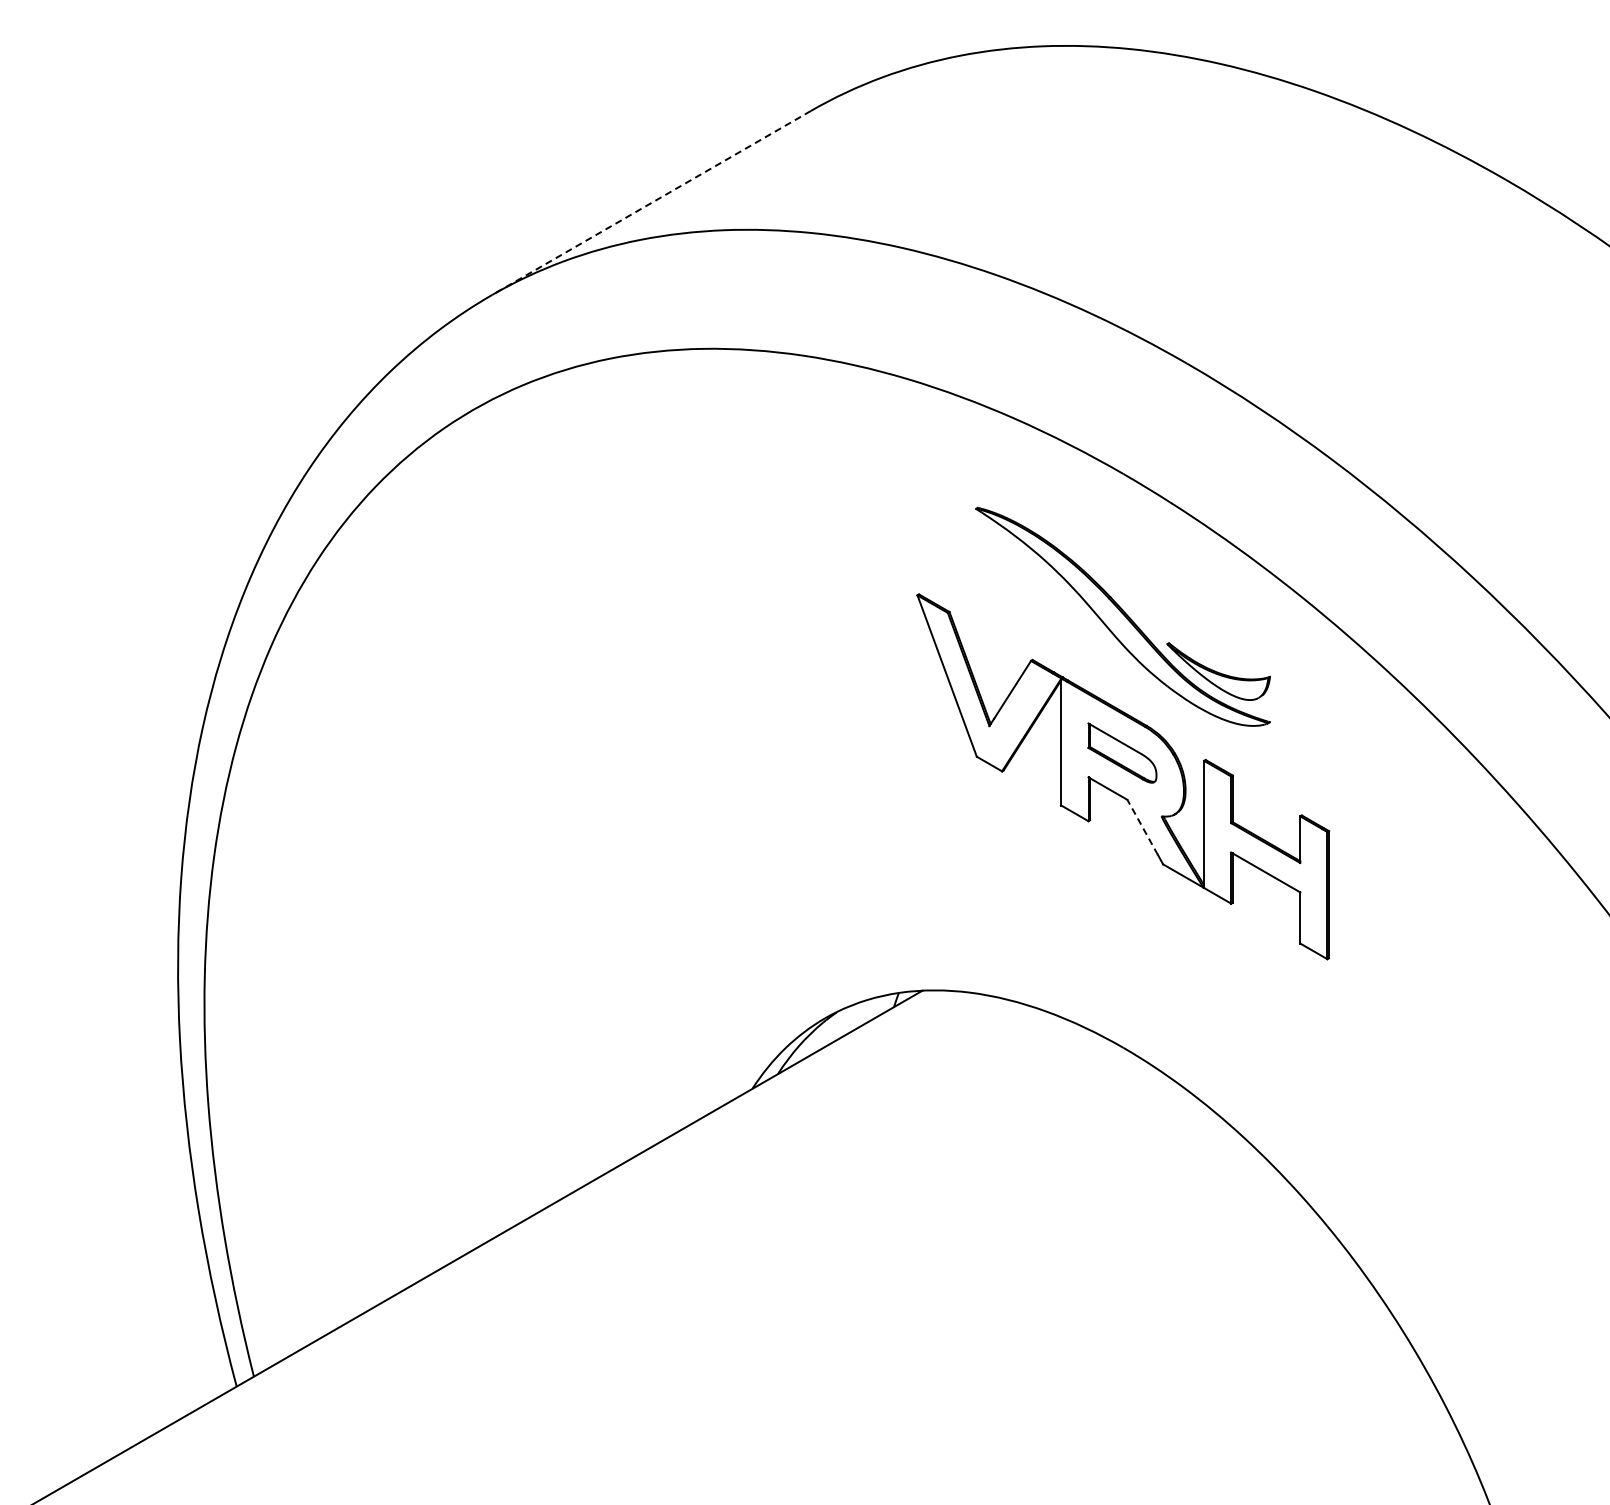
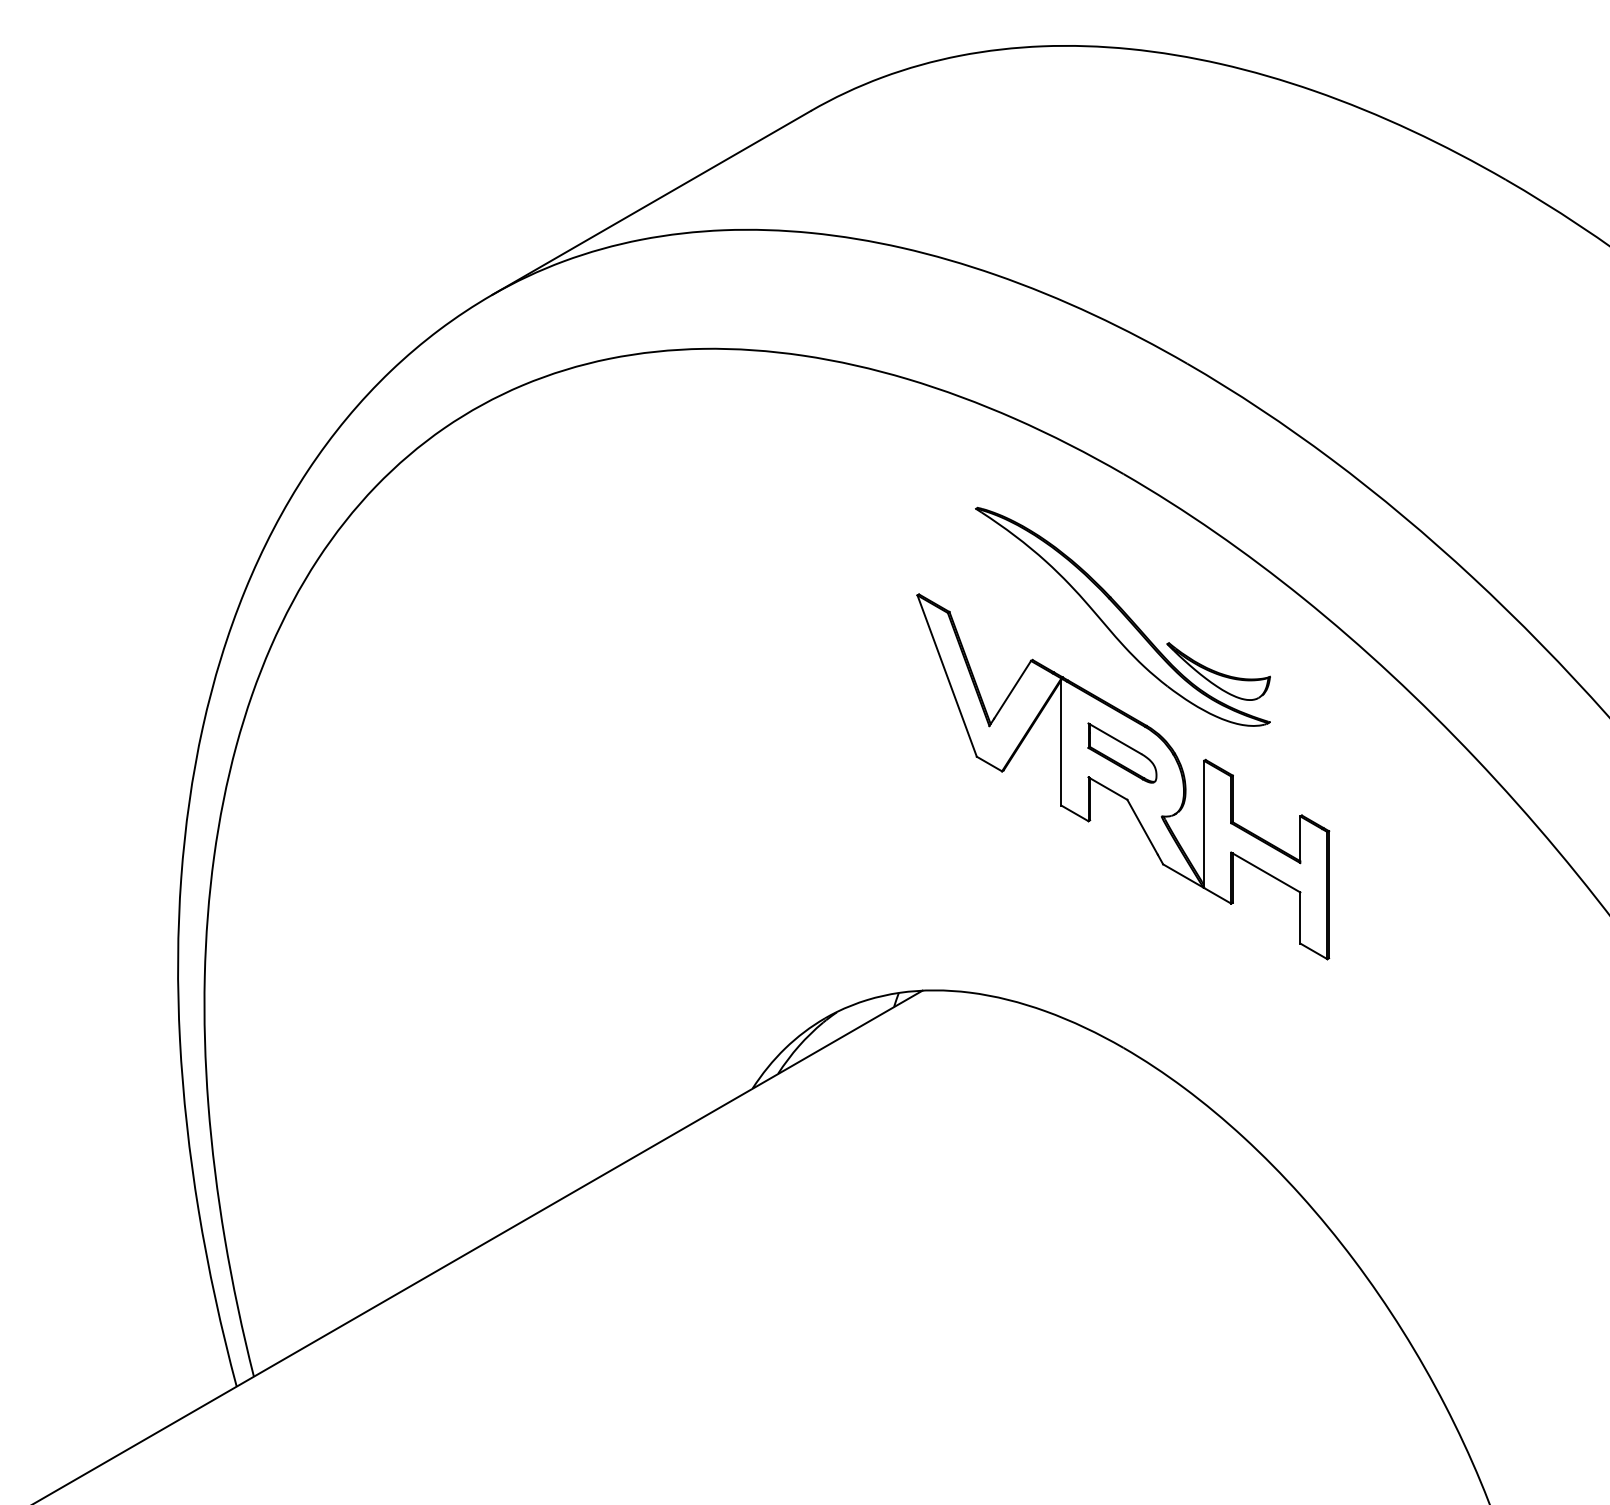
line: dashed -> solid (651, 202)
line: dashed -> solid (1142, 826)
